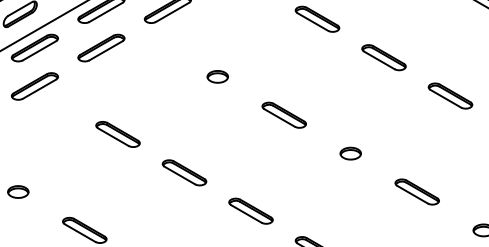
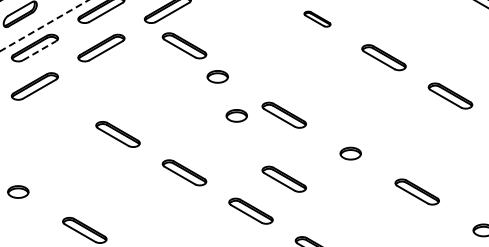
part size: 47x28 px -> 29x18 px (317, 18)
line: solid -> dashed (44, 25)
part: none -> present (184, 45)
line: solid -> dashed (40, 50)
part: none -> present (236, 115)
part: none -> present (283, 178)
